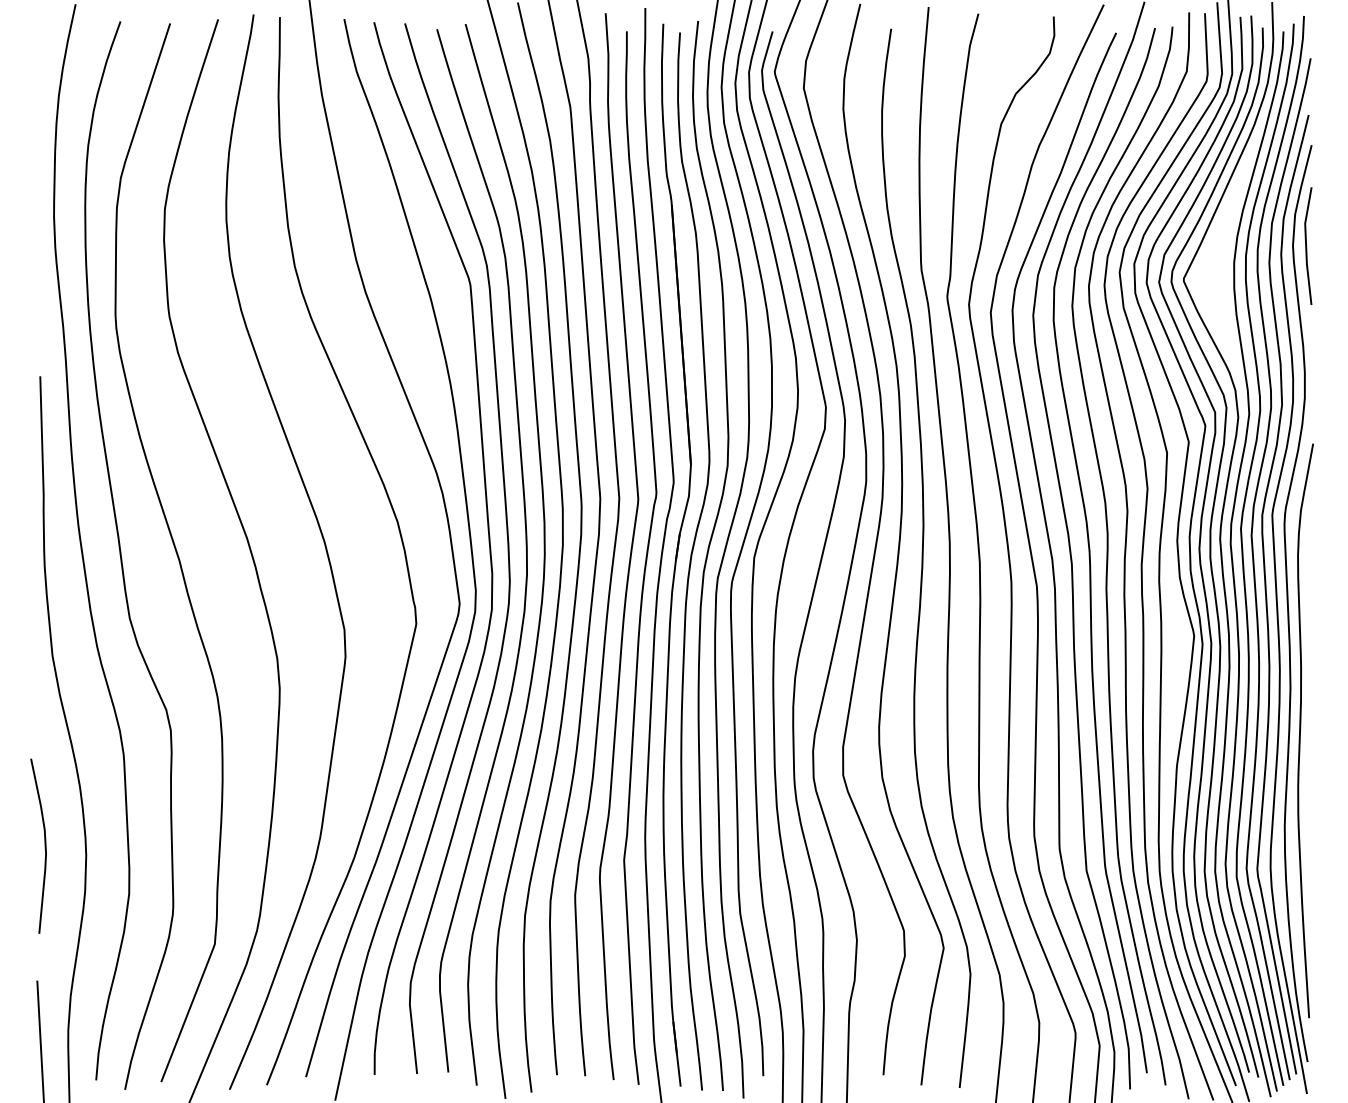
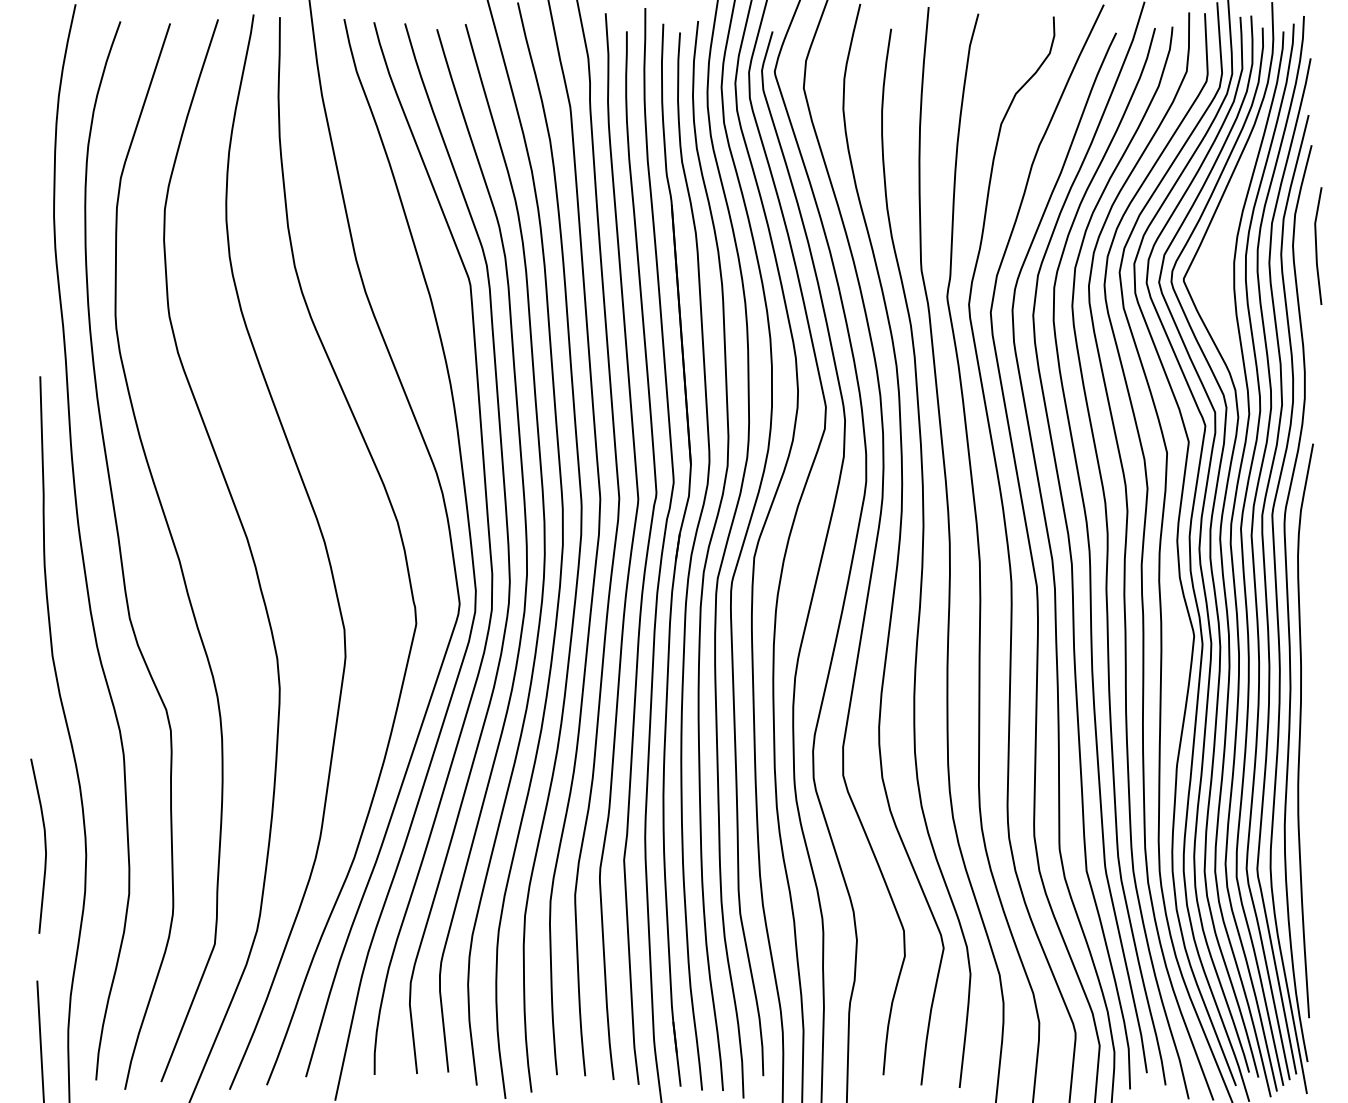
line position: (1307, 246) -> (1317, 246) (1317, 246)
